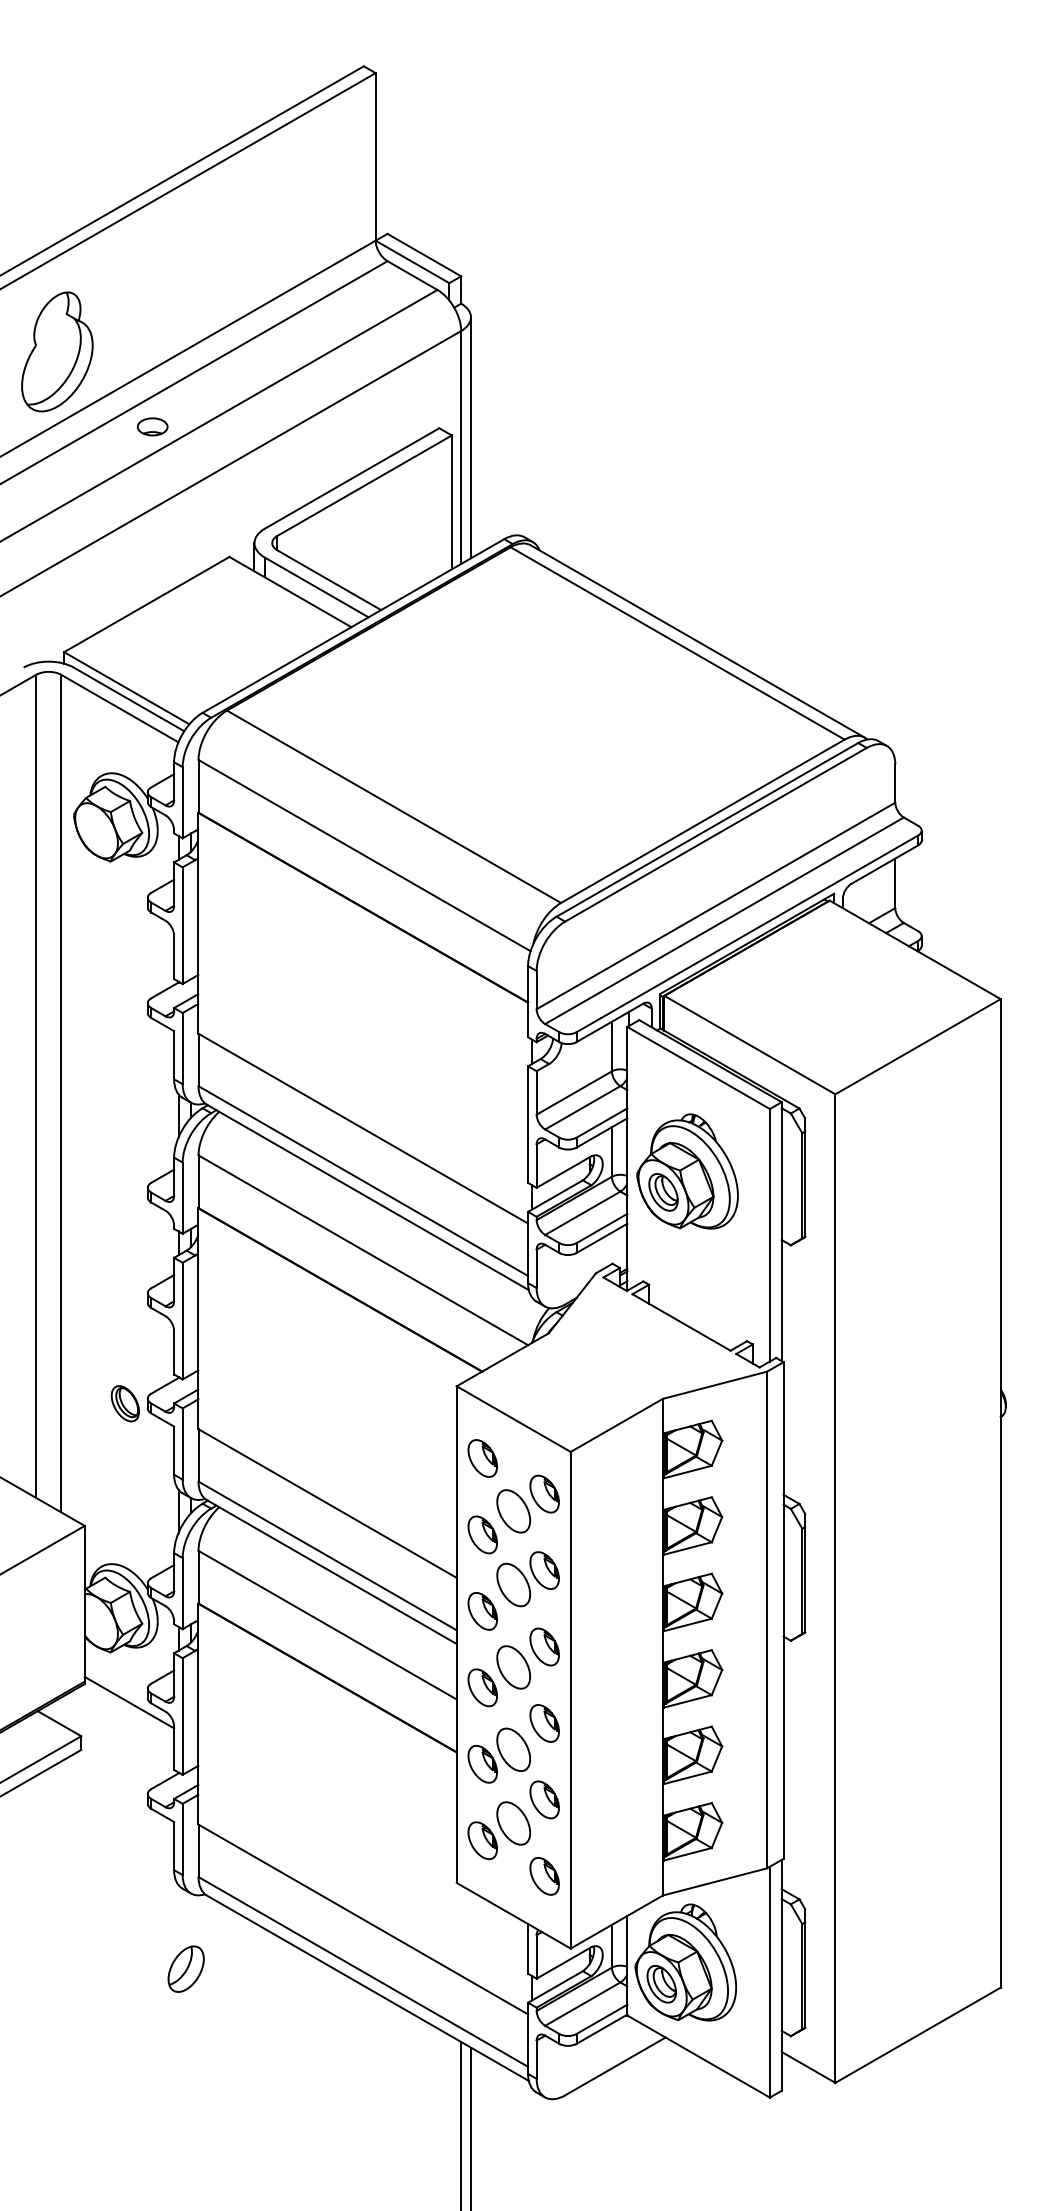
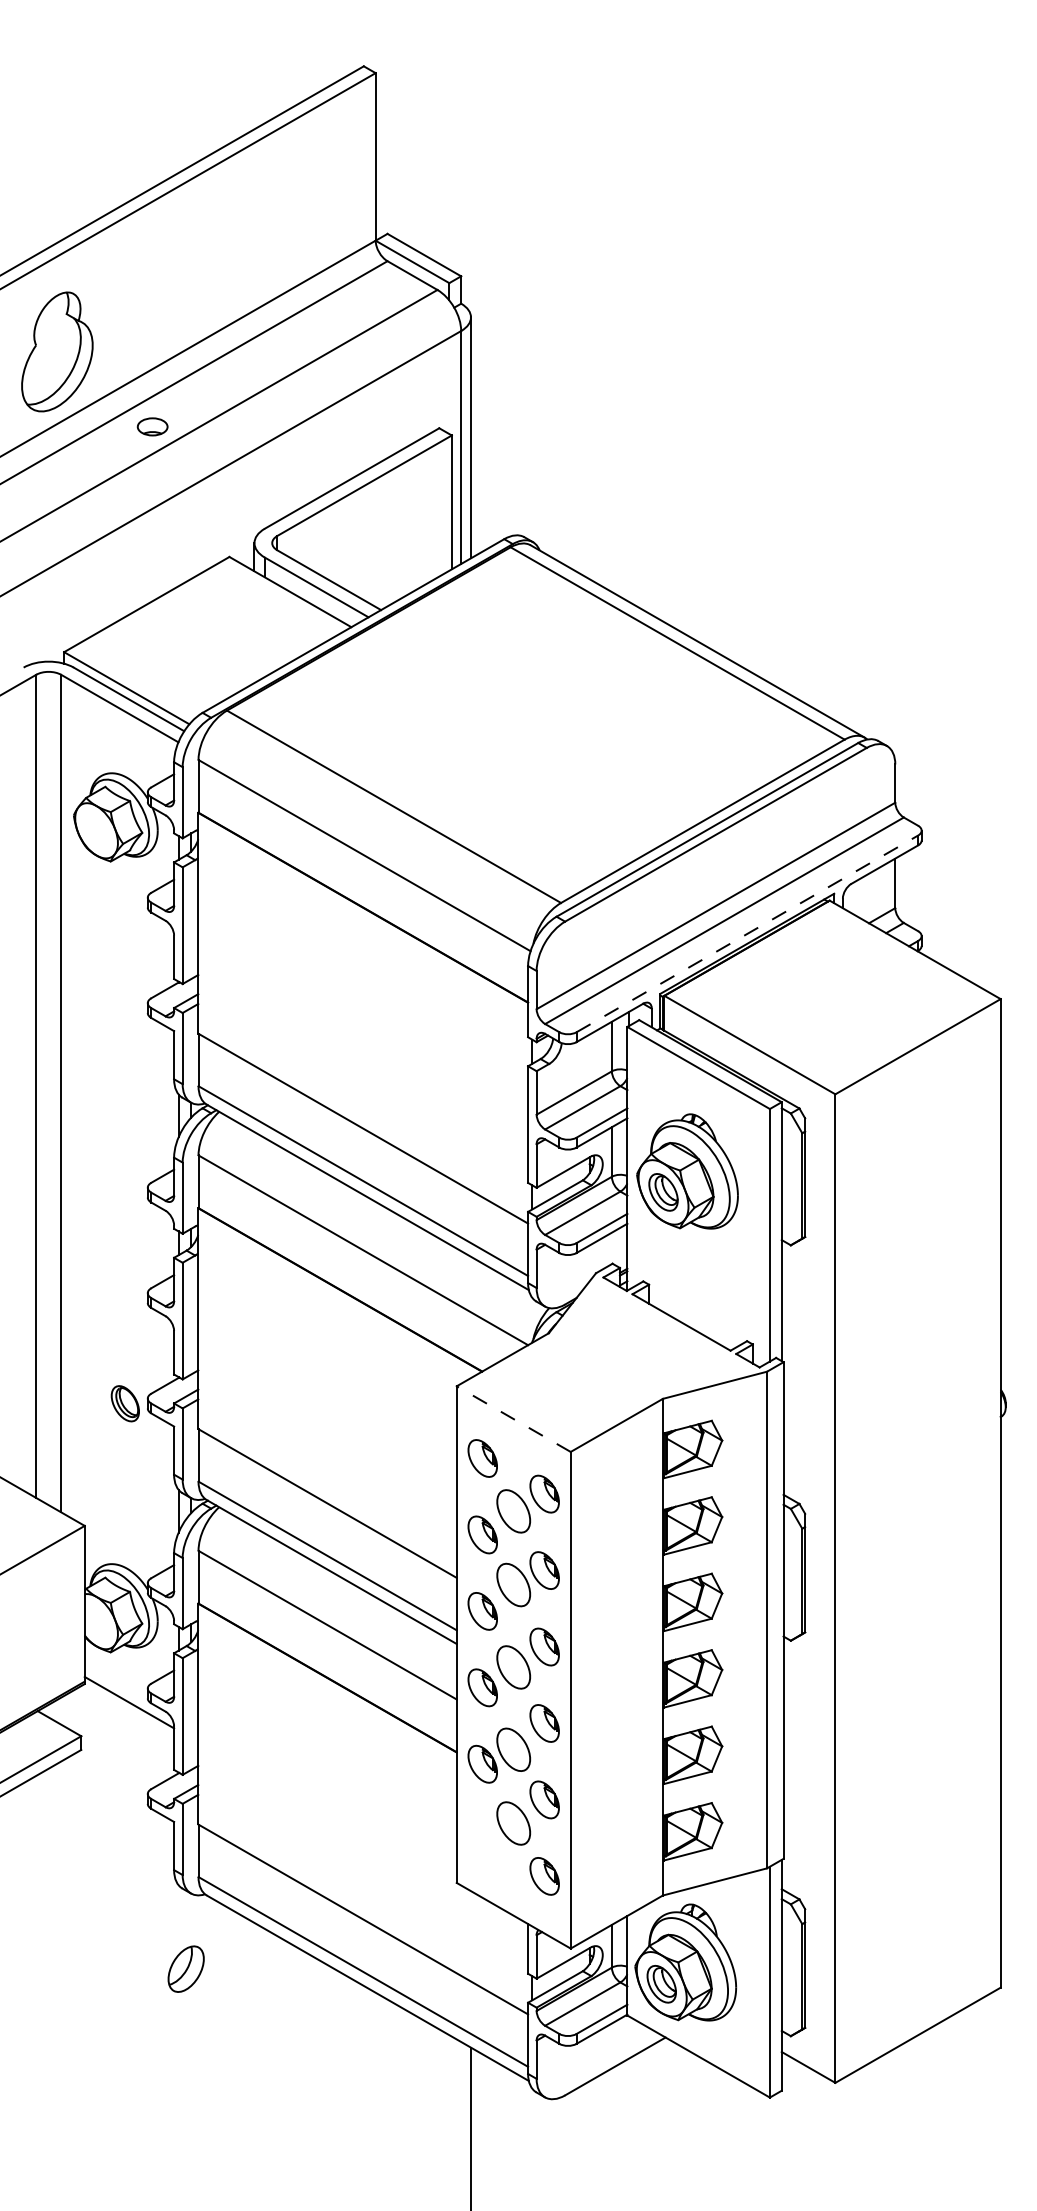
line: solid -> dashed (747, 933)
line: solid -> dashed (513, 1419)
part: present -> none (482, 1840)
line: present -> none (461, 2124)
